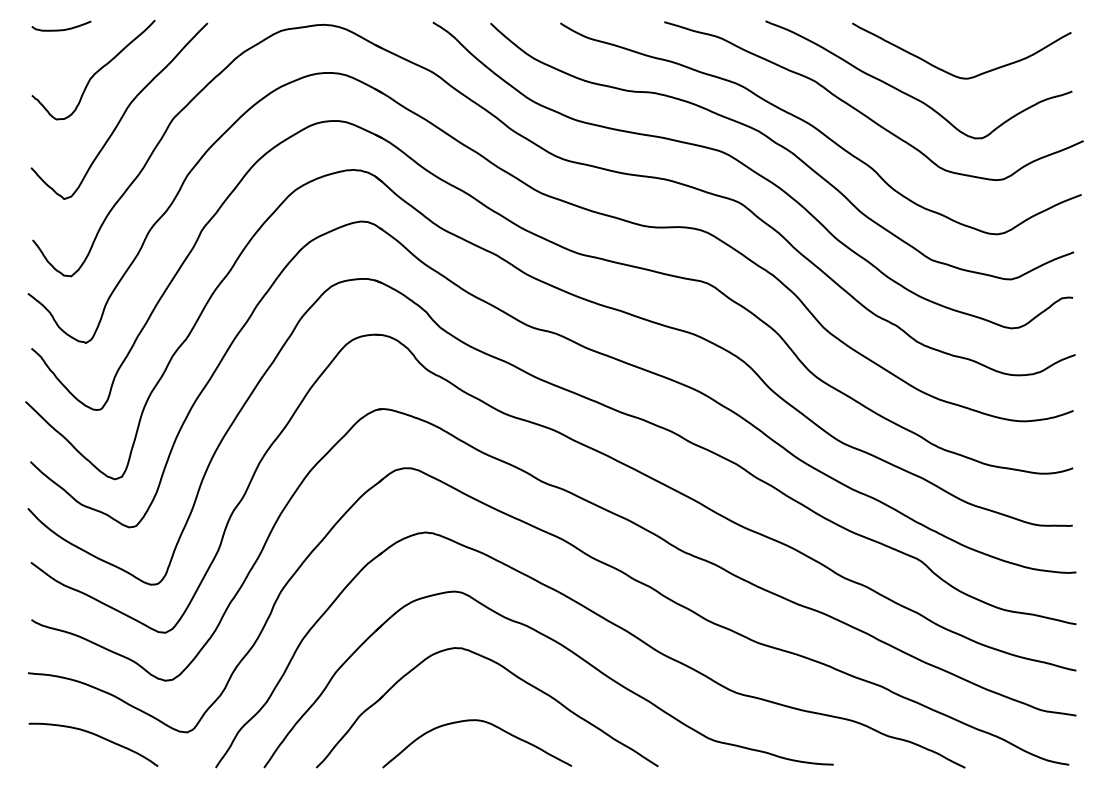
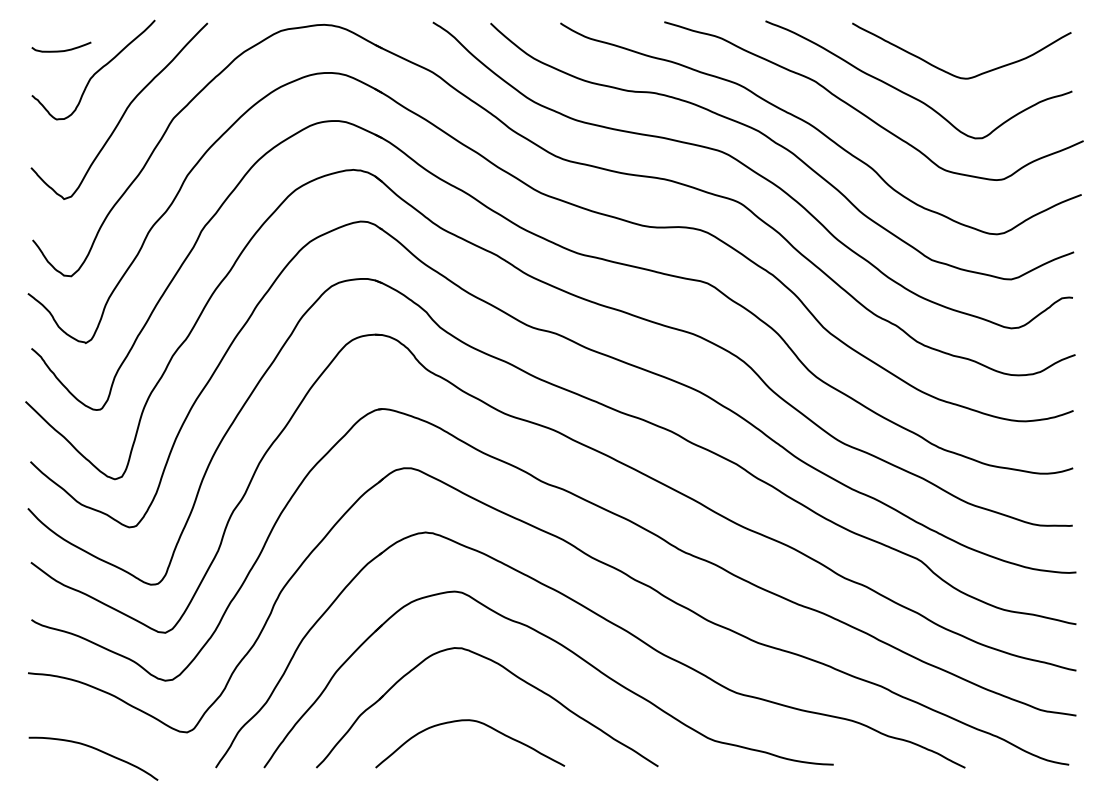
curve position: (61, 29) -> (61, 50) (61, 50)
curve position: (483, 722) -> (476, 722) (476, 722)
curve position: (96, 736) -> (96, 750) (96, 750)
